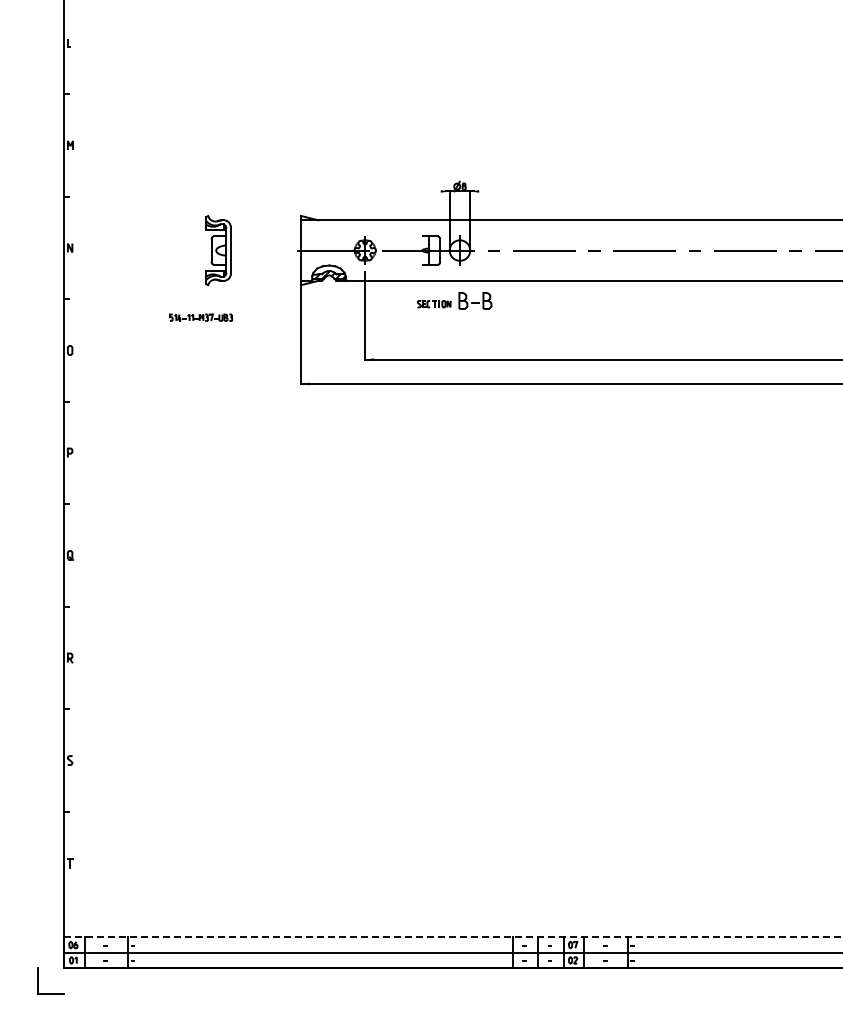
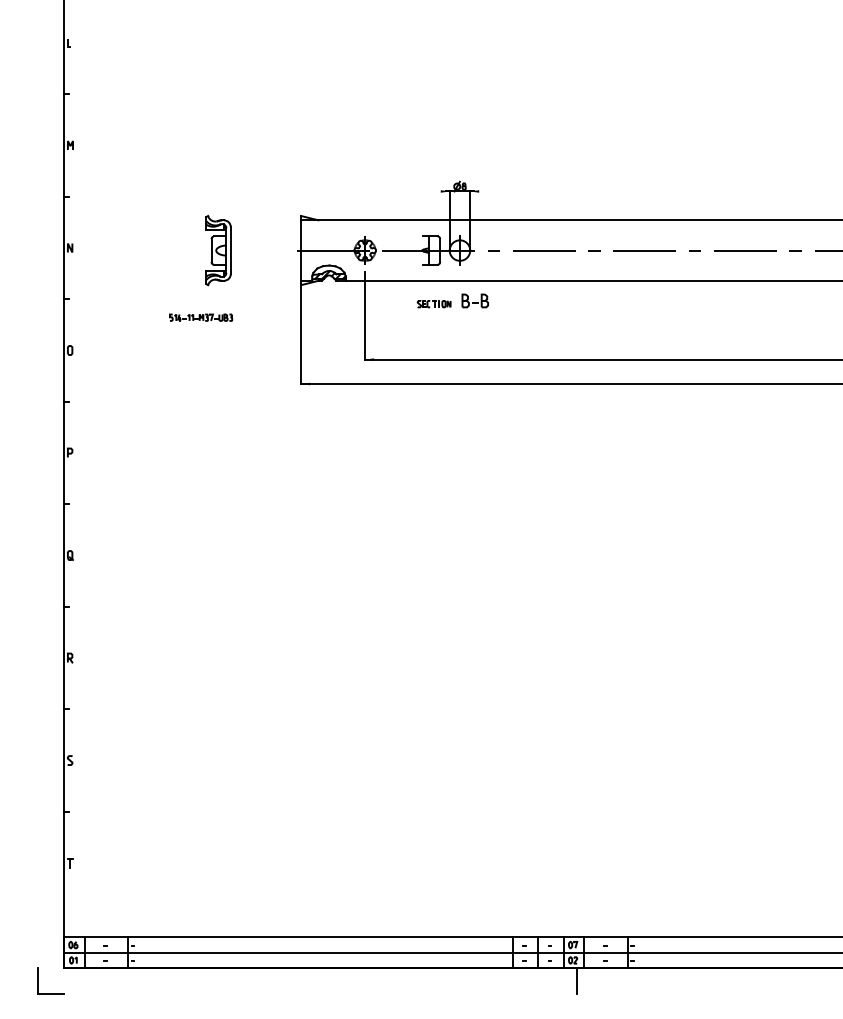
part size: 35x18 px -> 28x16 px (474, 300)
line: dashed -> solid (453, 937)
line: none -> present (576, 980)
